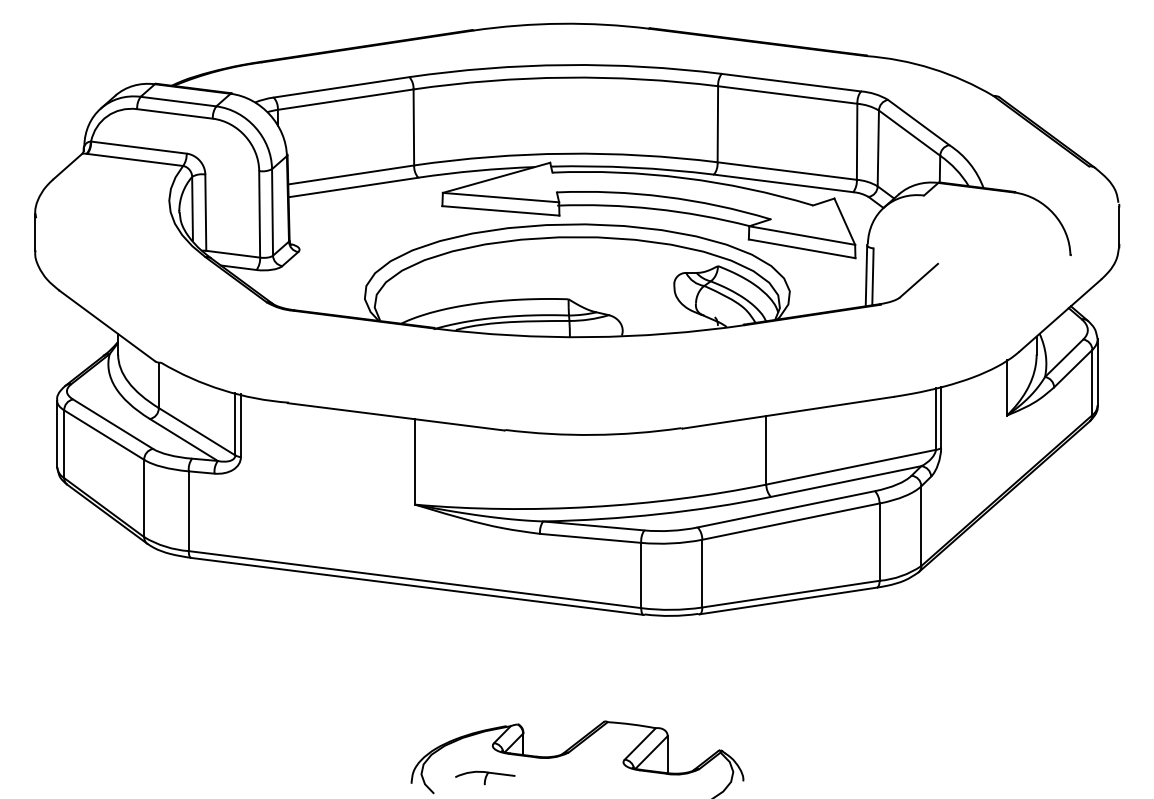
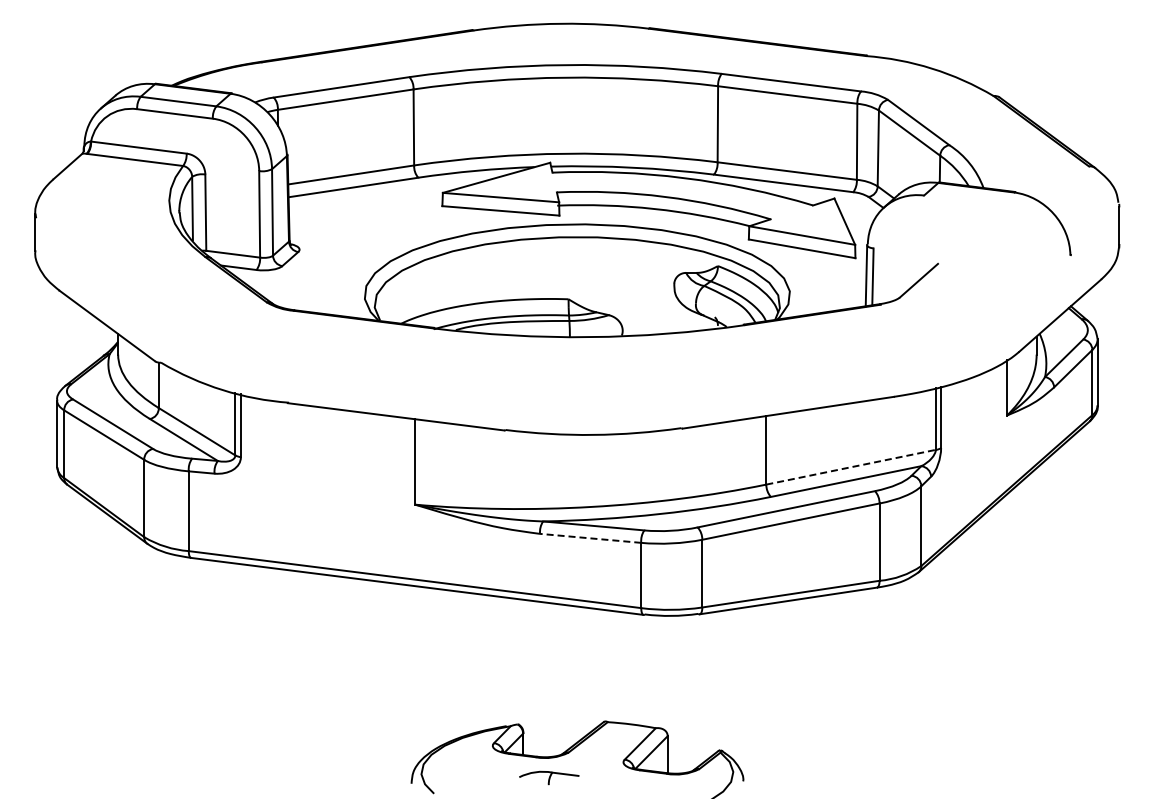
line: solid -> dashed (851, 467)
line: solid -> dashed (590, 538)
part position: (485, 777) -> (549, 777) (549, 777)
